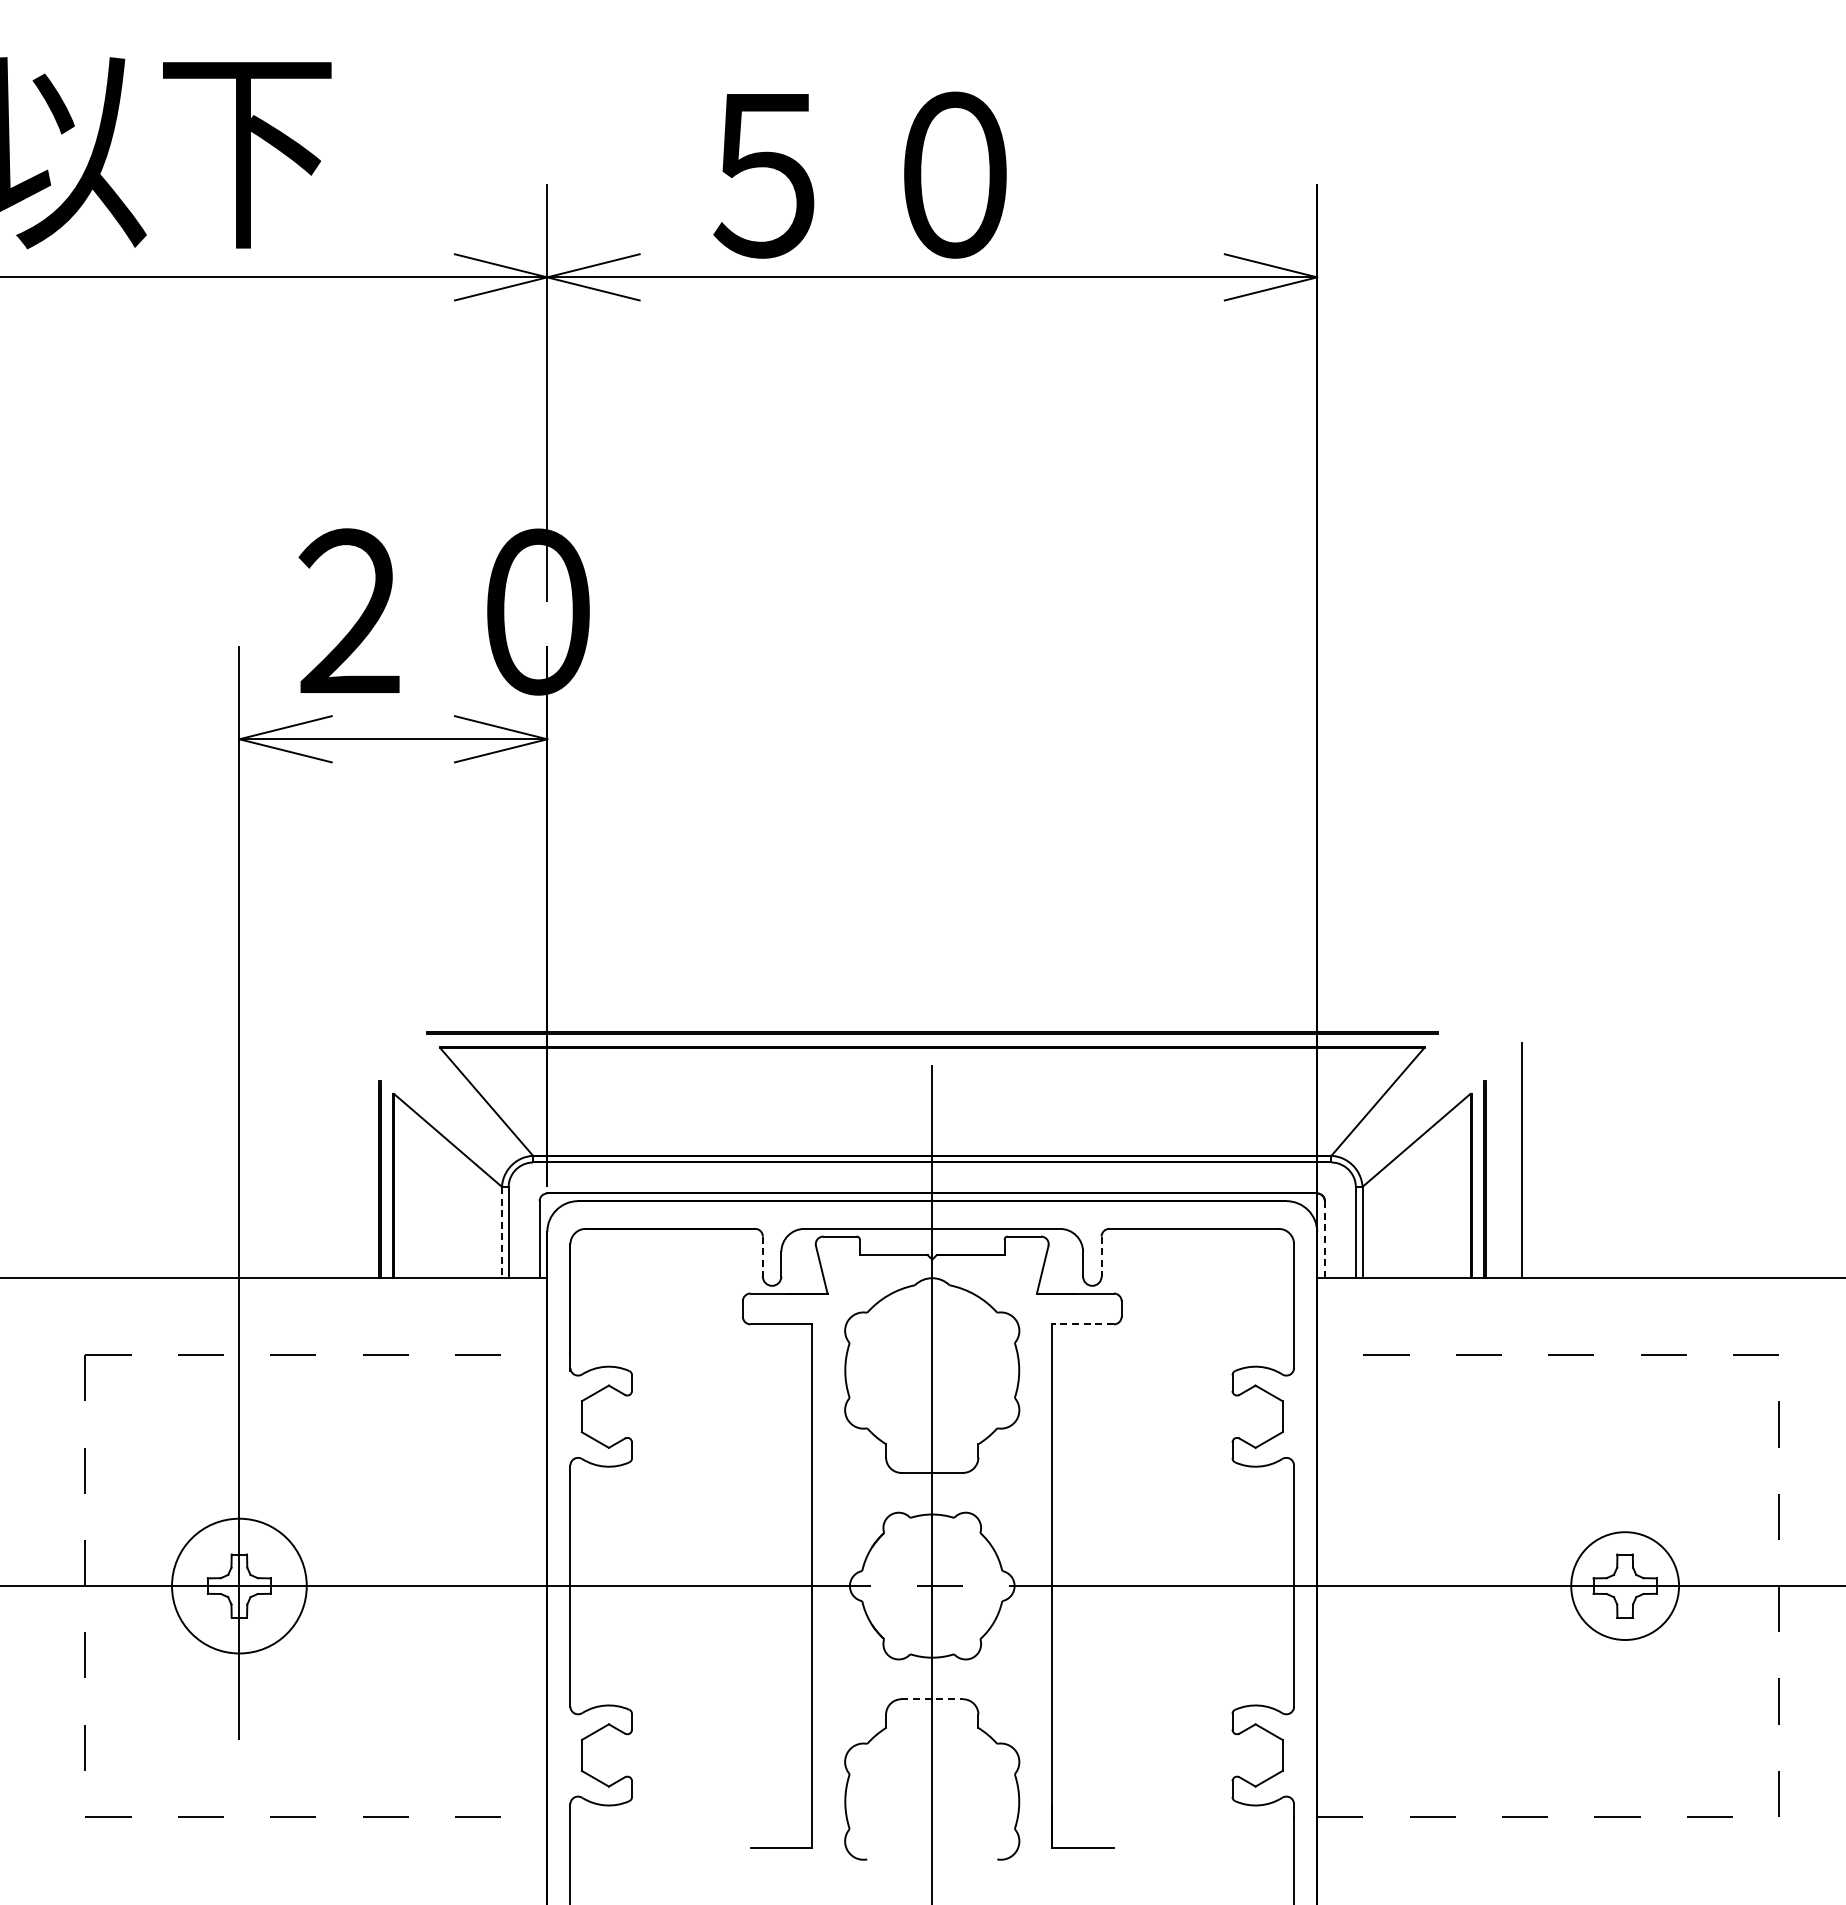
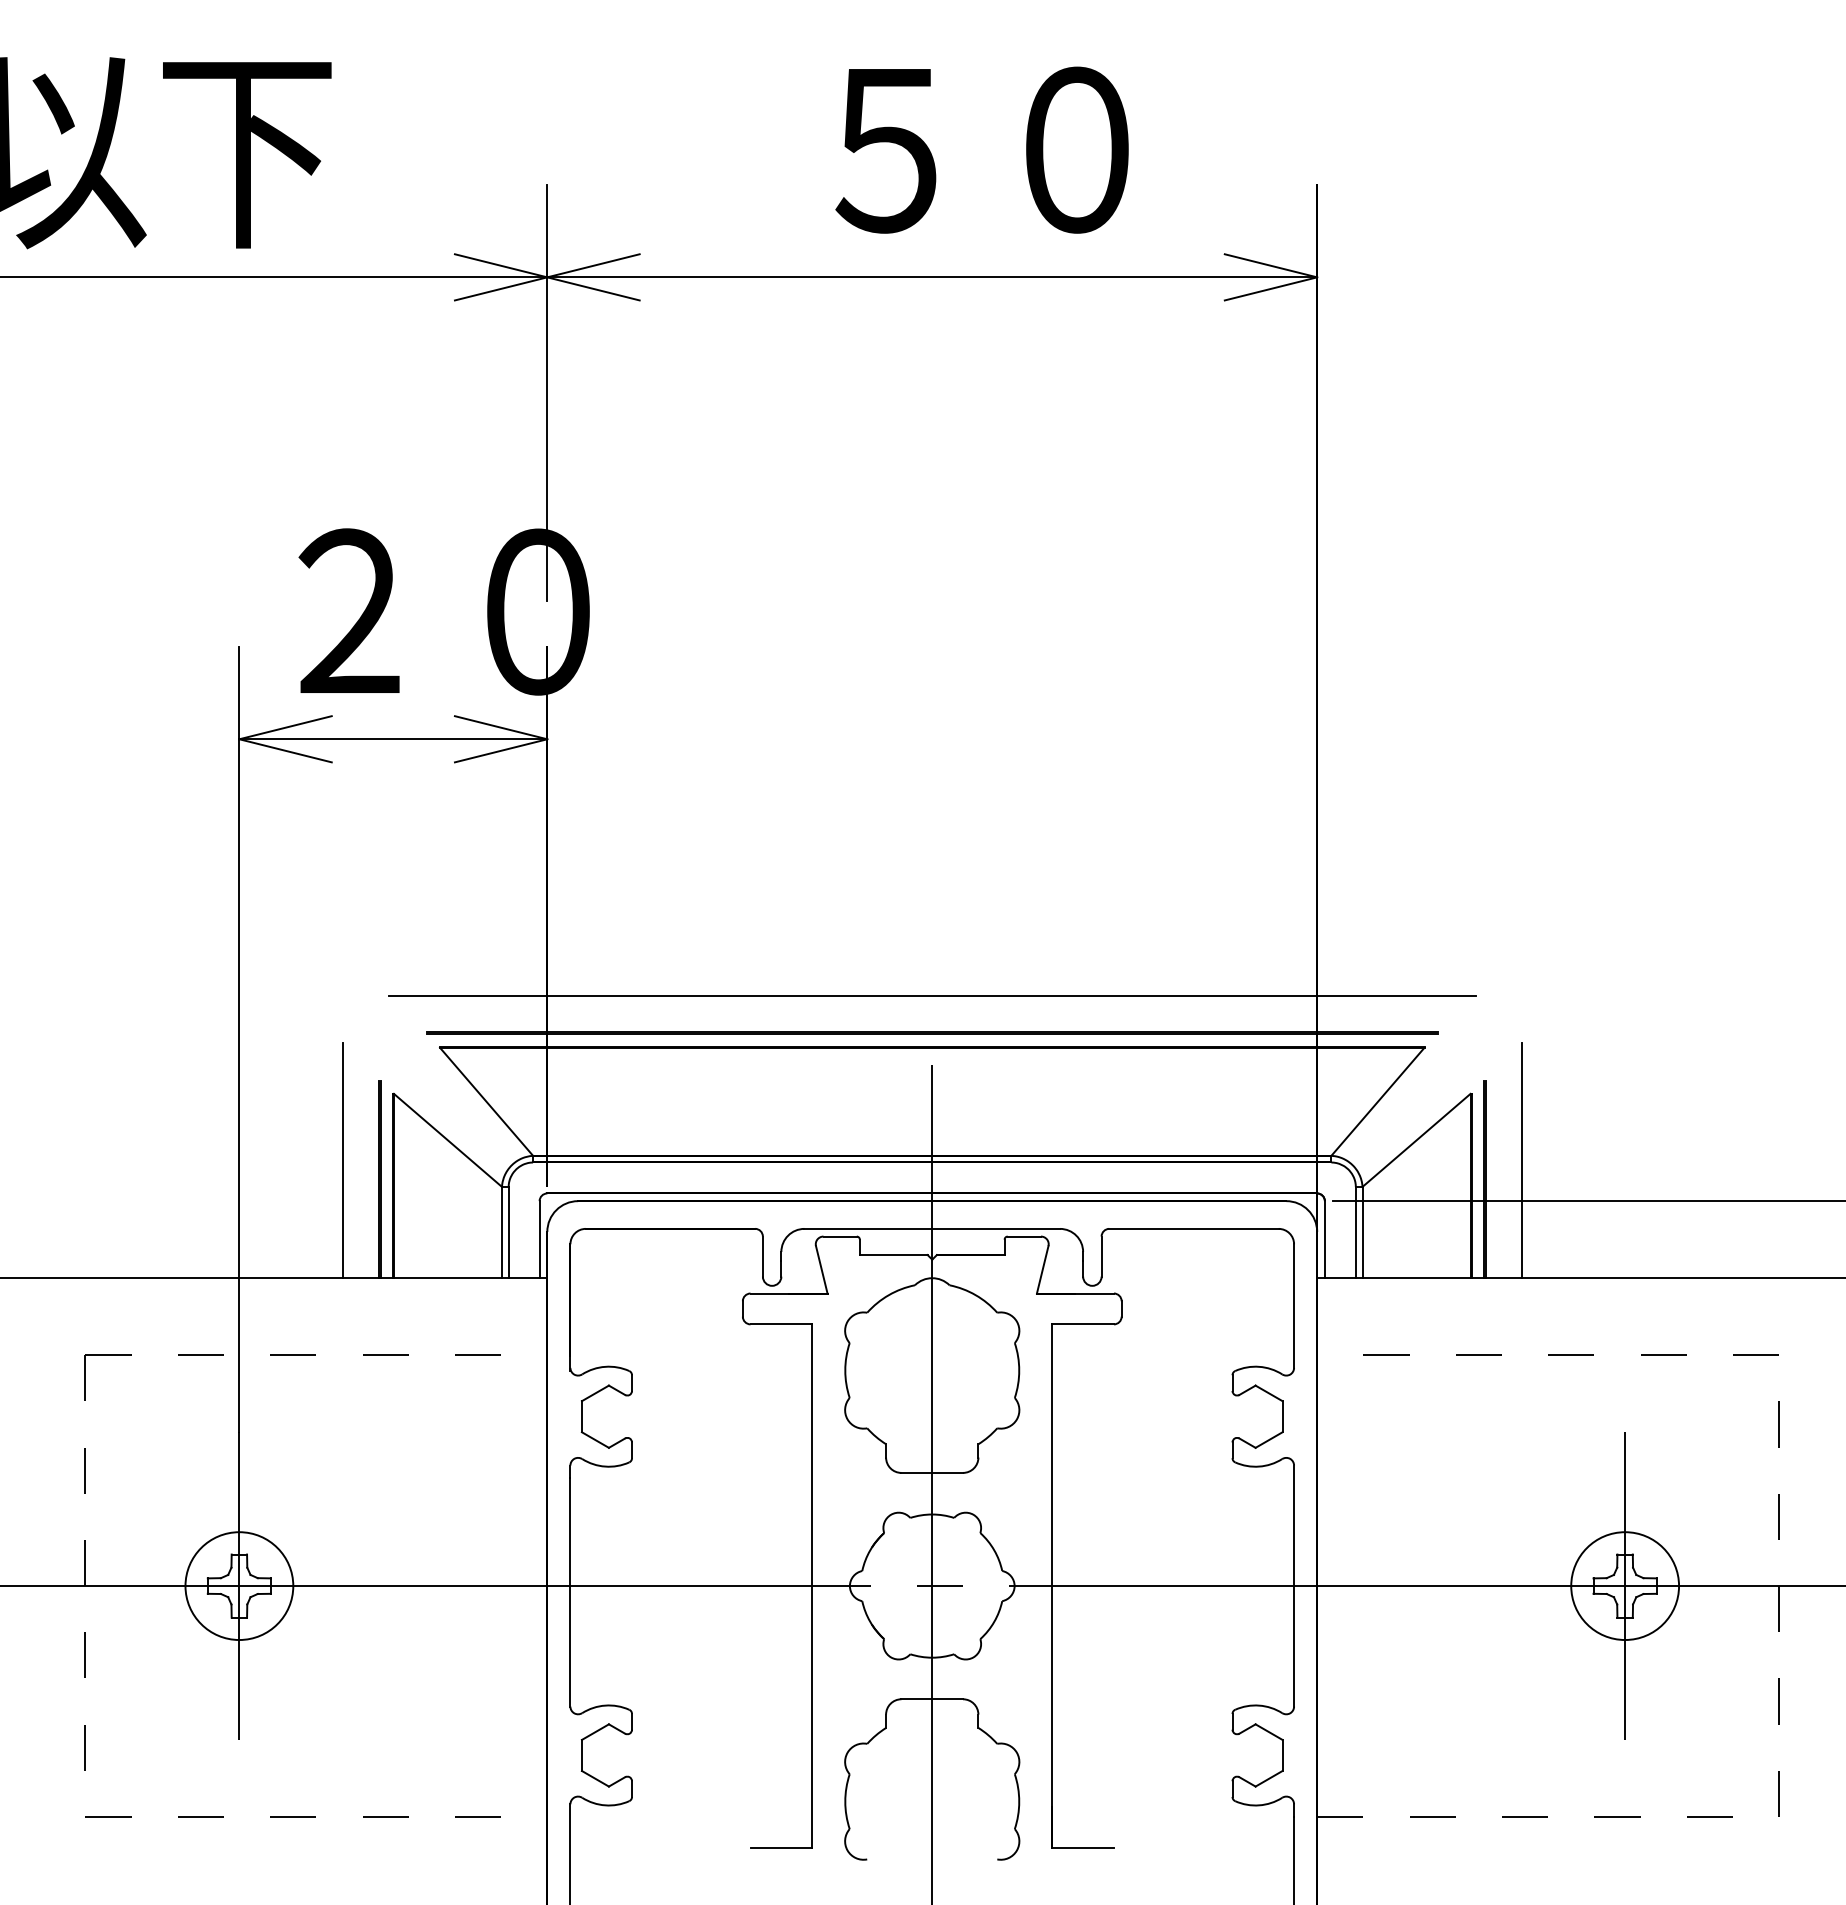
text position: (859, 174) -> (981, 149) (981, 149)
line: none -> present (931, 996)
line: none -> present (342, 1160)
line: none -> present (1587, 1201)
line: dashed -> solid (501, 1232)
line: dashed -> solid (1324, 1240)
line: dashed -> solid (762, 1257)
line: dashed -> solid (1101, 1257)
line: dashed -> solid (1083, 1324)
circle diameter: 135 px -> 108 px (239, 1586)
line: none -> present (1625, 1586)
line: dashed -> solid (932, 1699)
